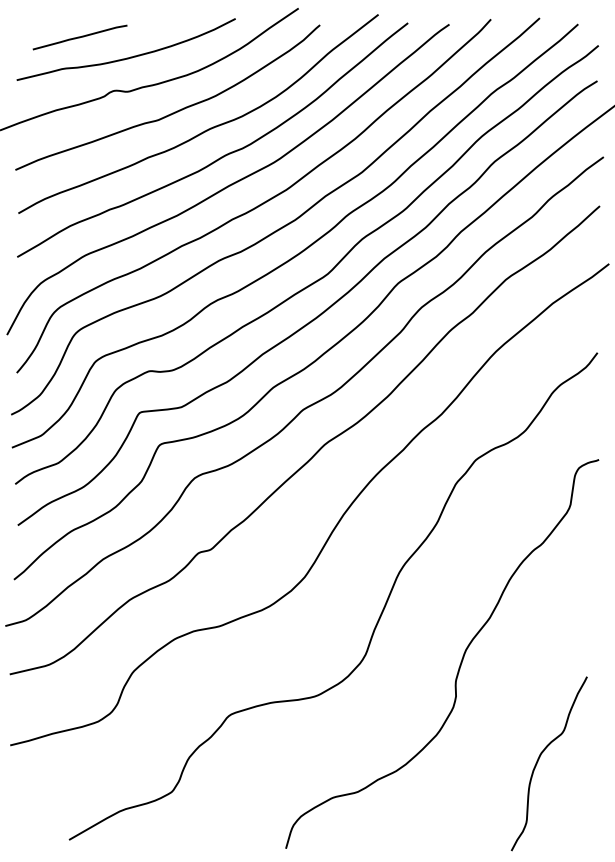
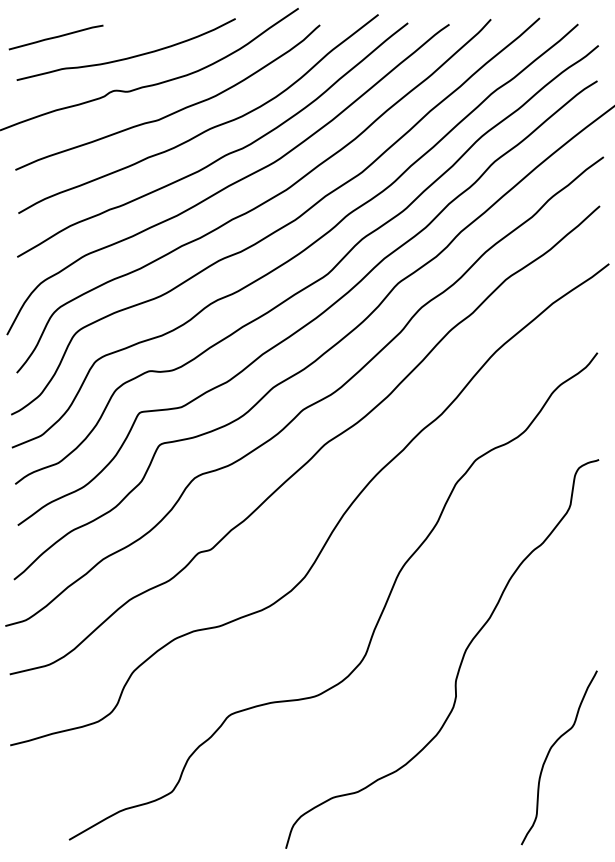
line position: (79, 37) -> (55, 37) (55, 37)
curve position: (539, 759) -> (549, 753) (549, 753)
